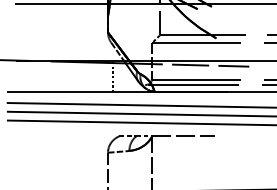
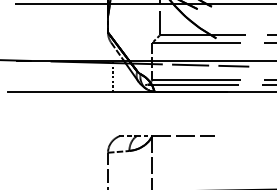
line: present -> none (140, 105)
line: present -> none (140, 113)
line: present -> none (140, 122)
